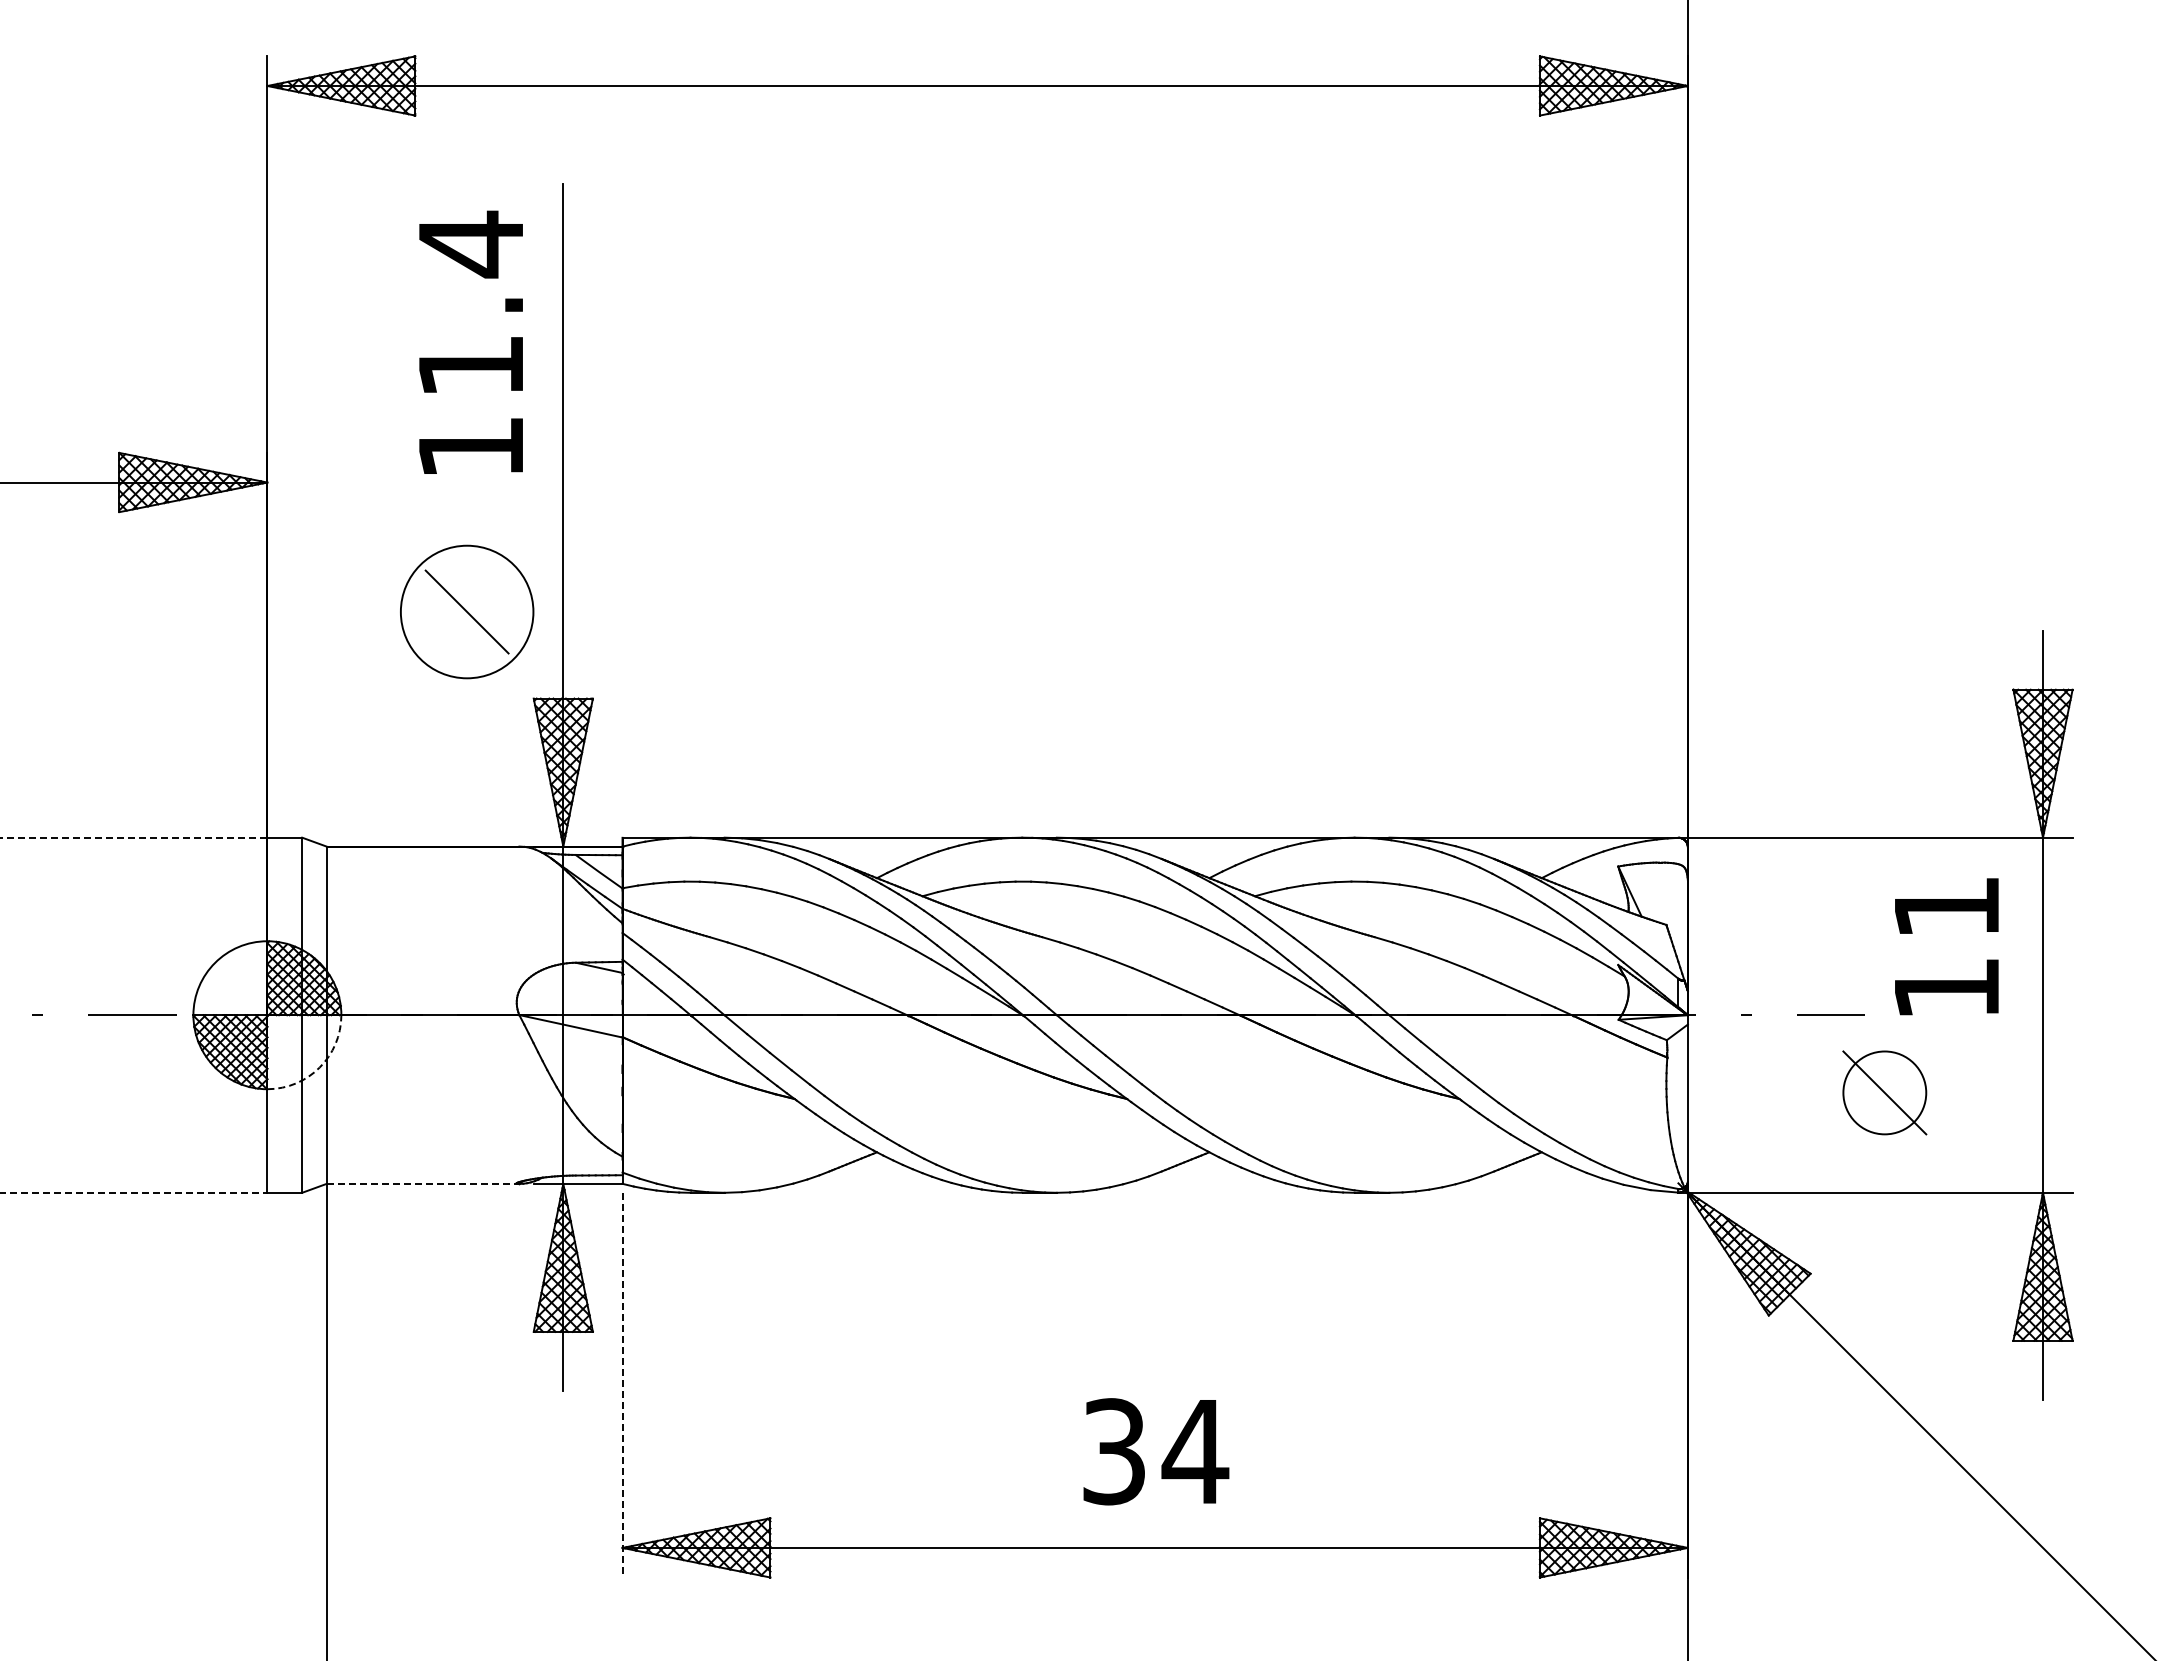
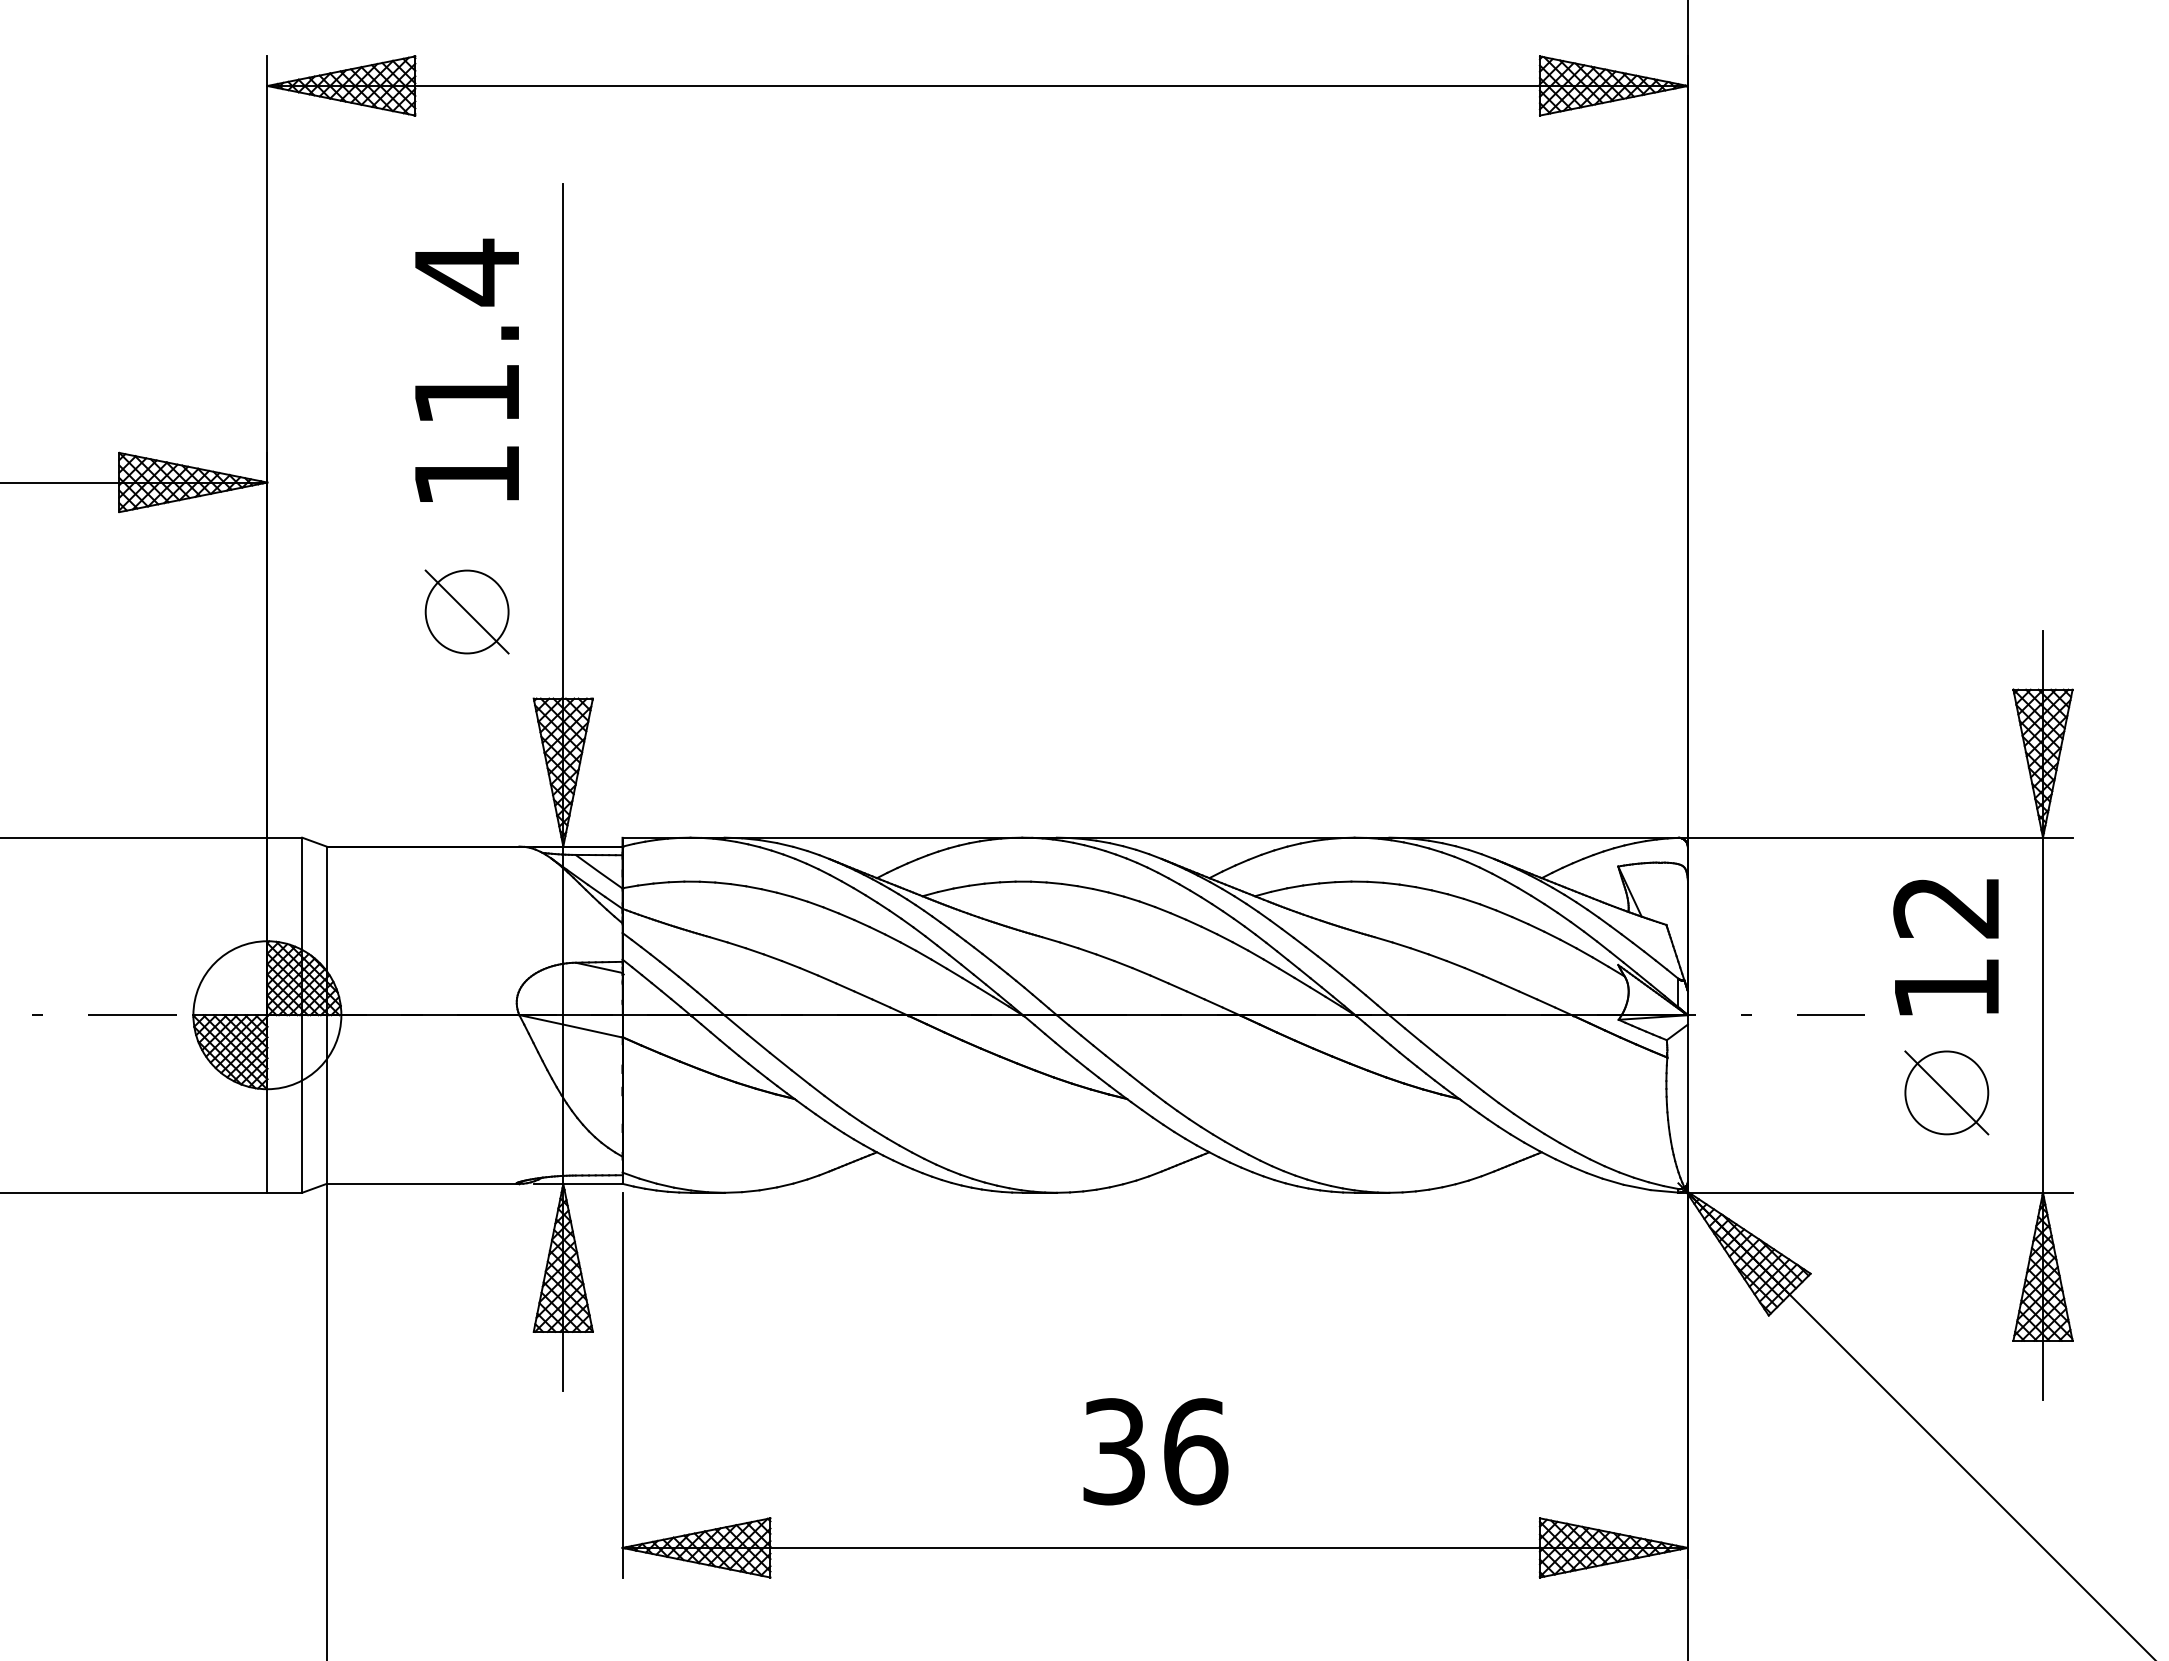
text position: (470, 341) -> (466, 369) (466, 369)
circle diameter: 133 px -> 83 px (466, 611)
line: dashed -> solid (133, 837)
text: 11 -> 12 (1945, 908)
arc: dashed -> solid (319, 1067)
part position: (1884, 1092) -> (1946, 1092) (1946, 1092)
line: dashed -> solid (423, 1183)
line: dashed -> solid (134, 1192)
line: dashed -> solid (622, 1385)
text: 34 -> 36 (1195, 1451)
